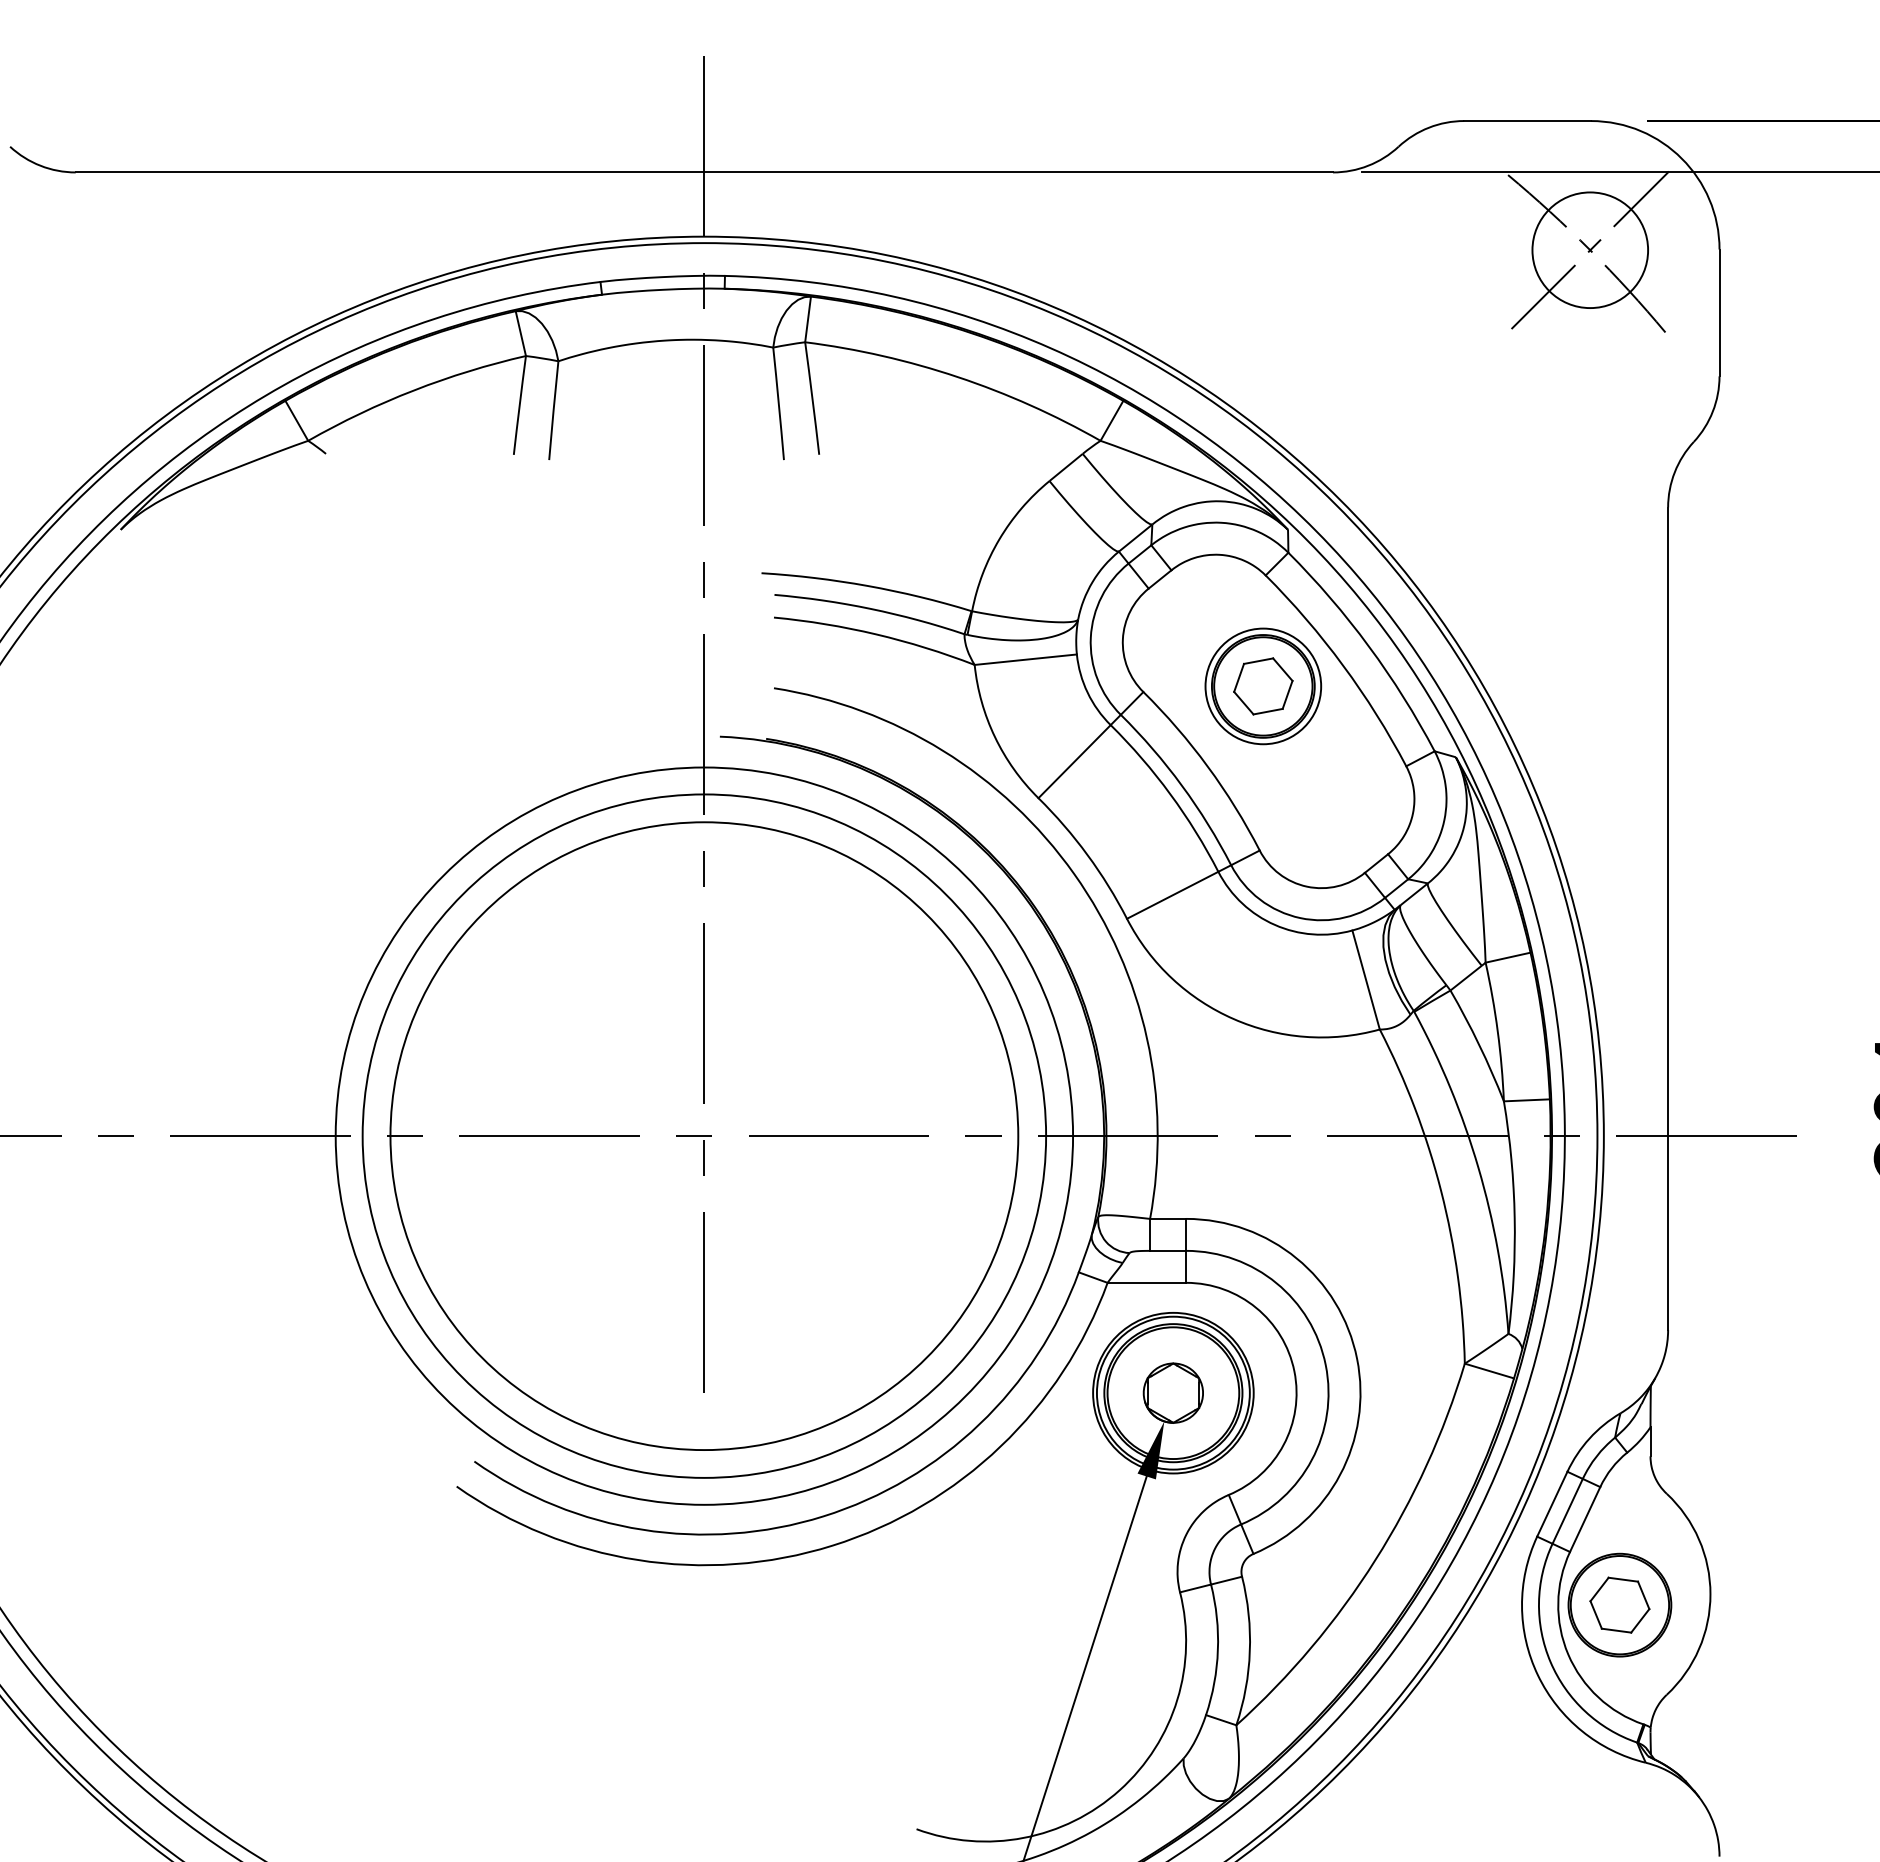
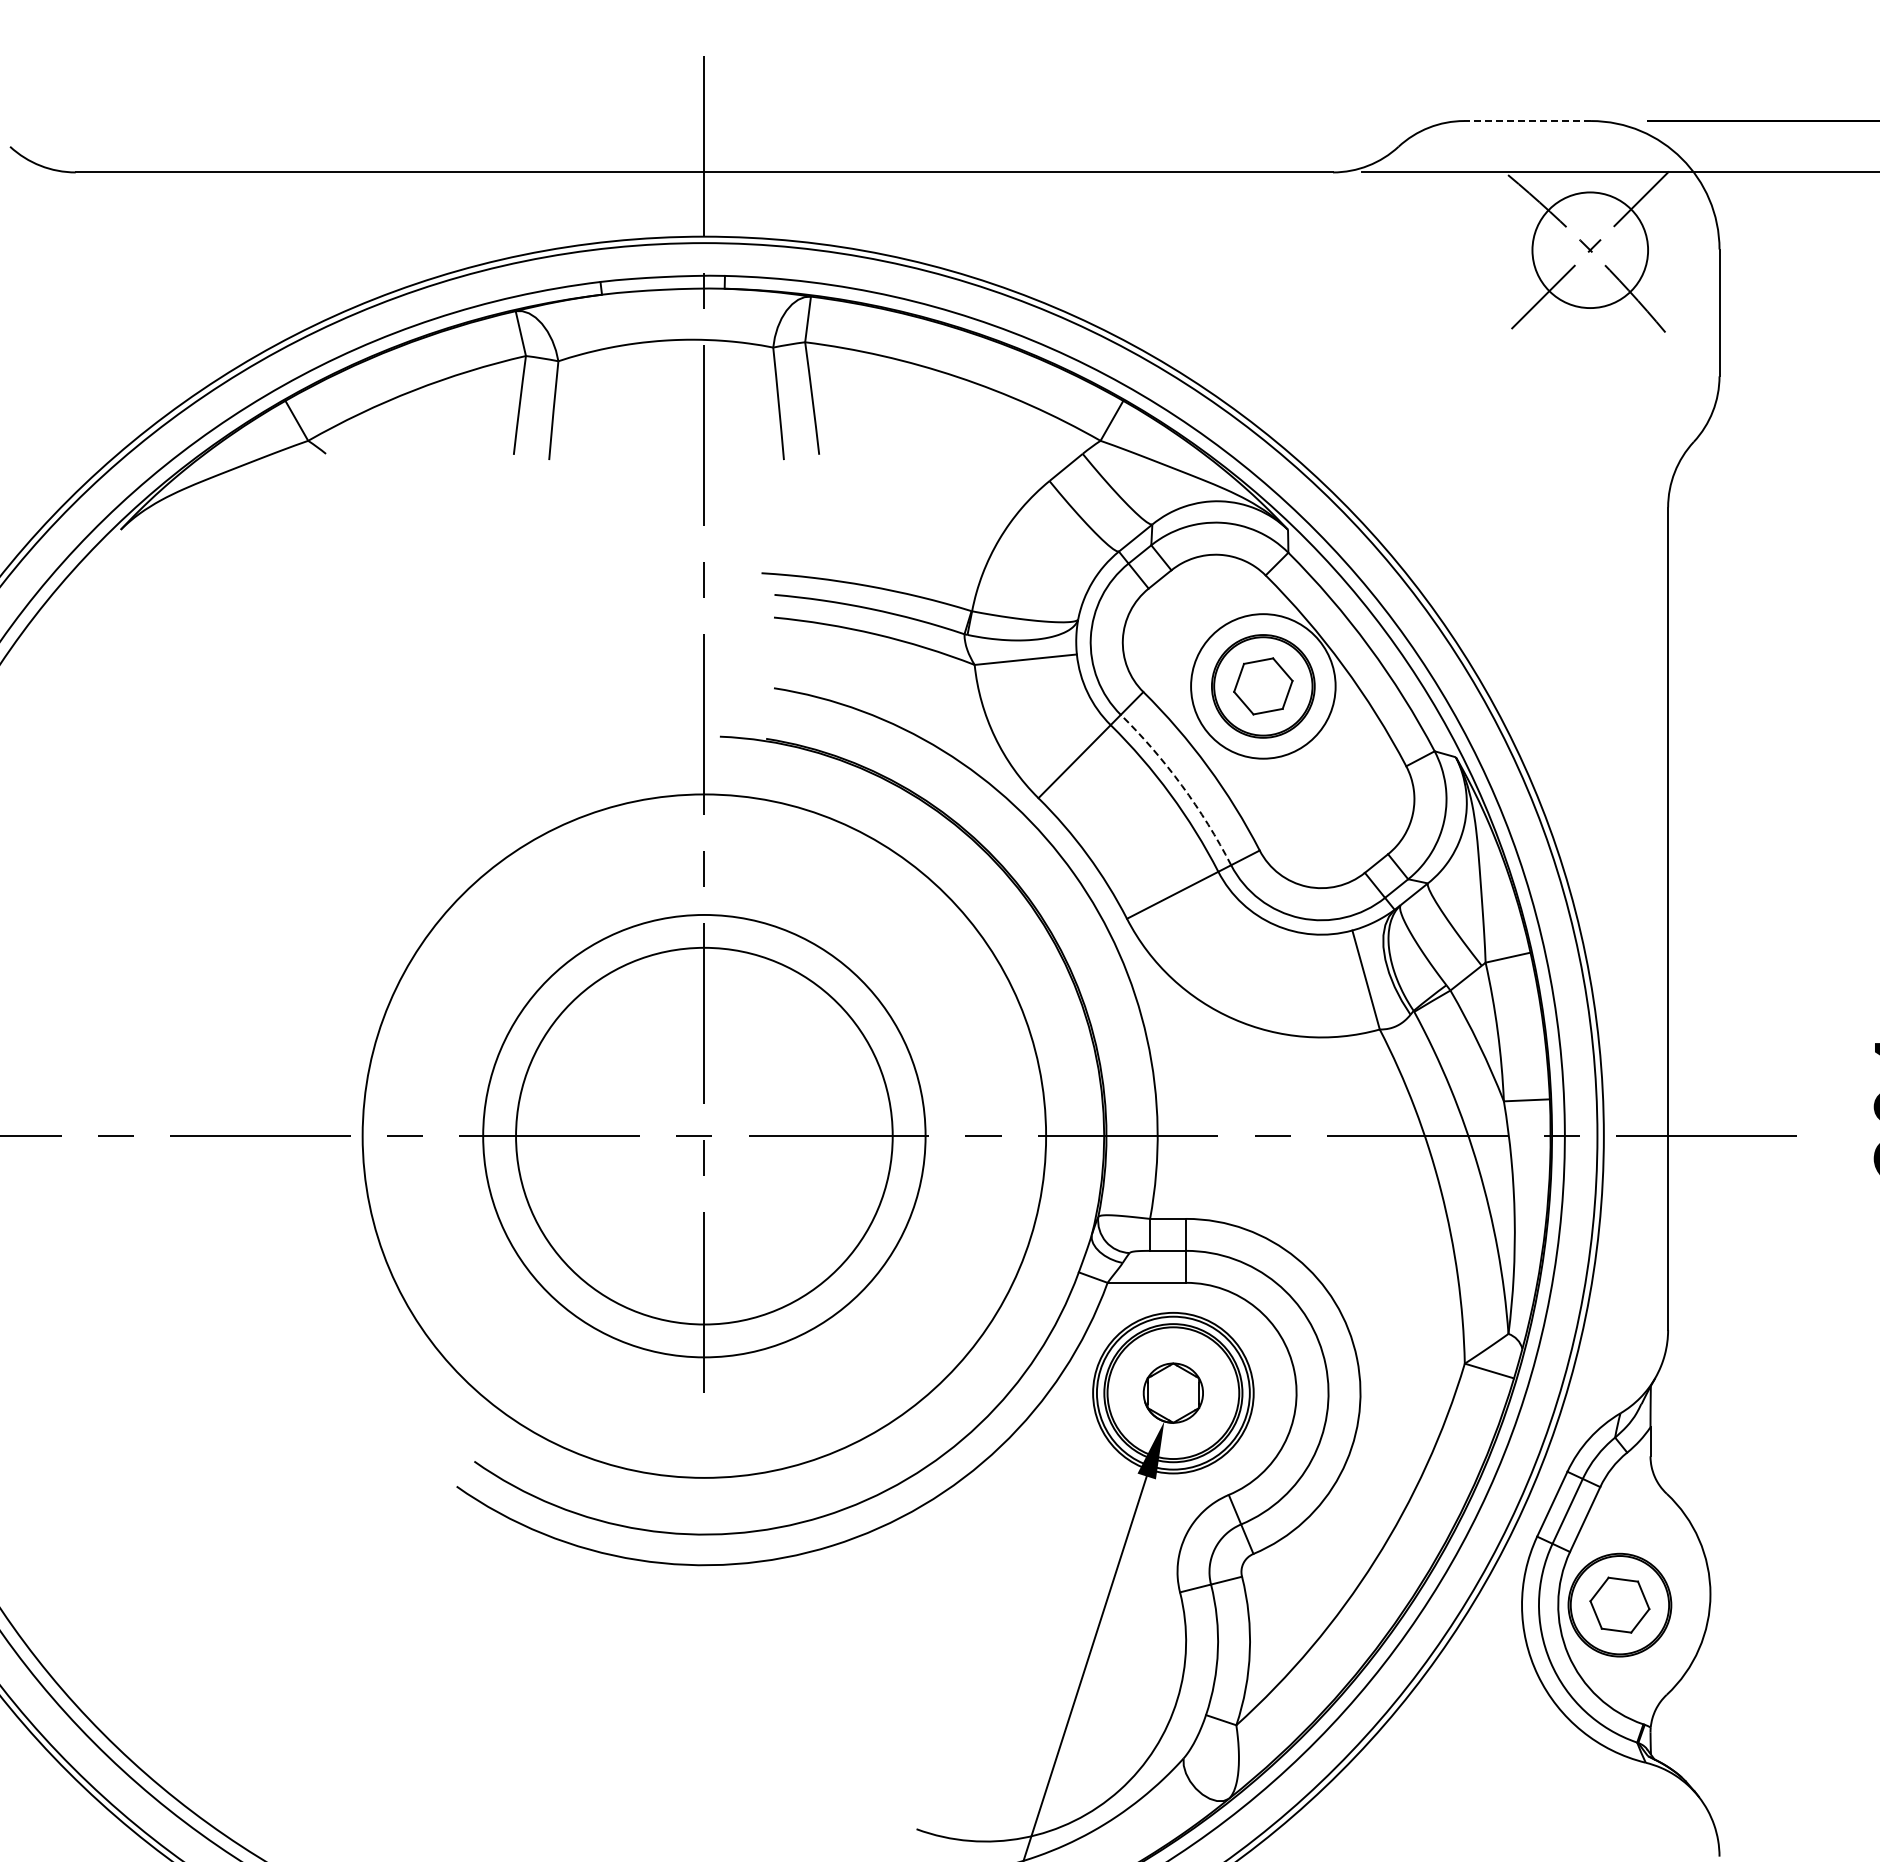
line: solid -> dashed (1527, 121)
circle diameter: 116 px -> 145 px (1263, 686)
arc: solid -> dashed (1181, 785)
circle diameter: 737 px -> 442 px (704, 1135)
circle diameter: 628 px -> 377 px (704, 1135)
